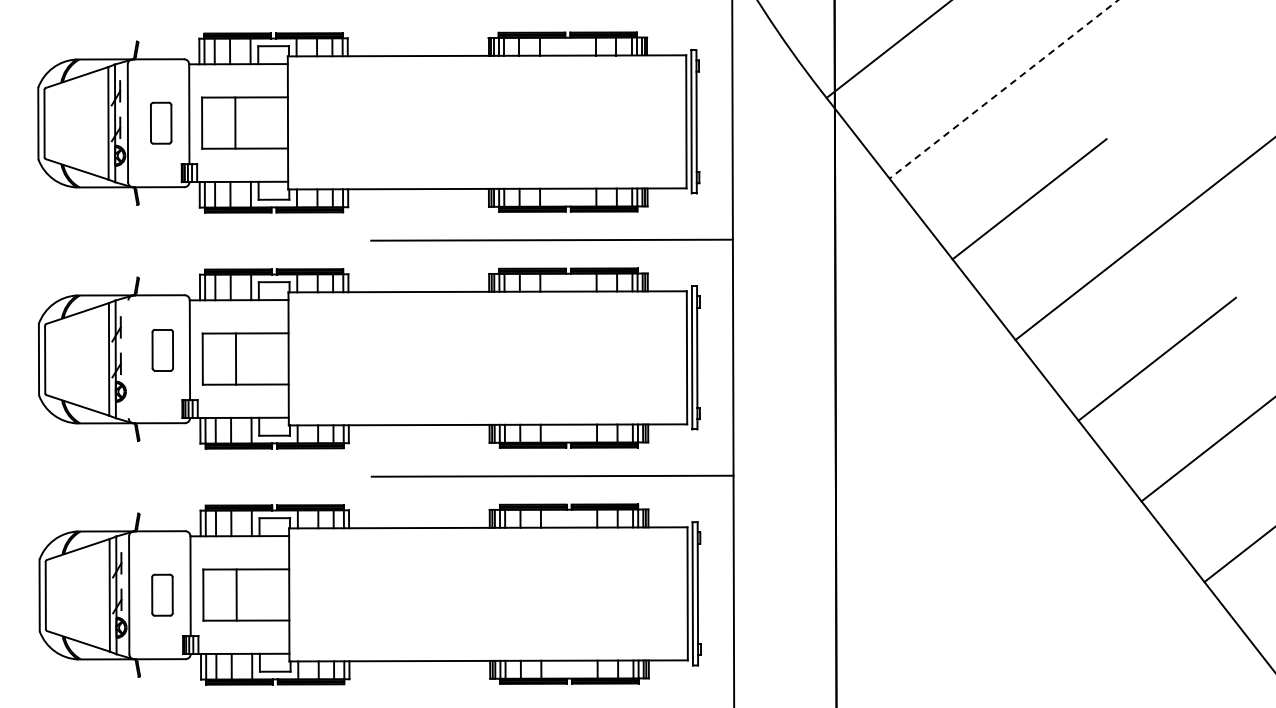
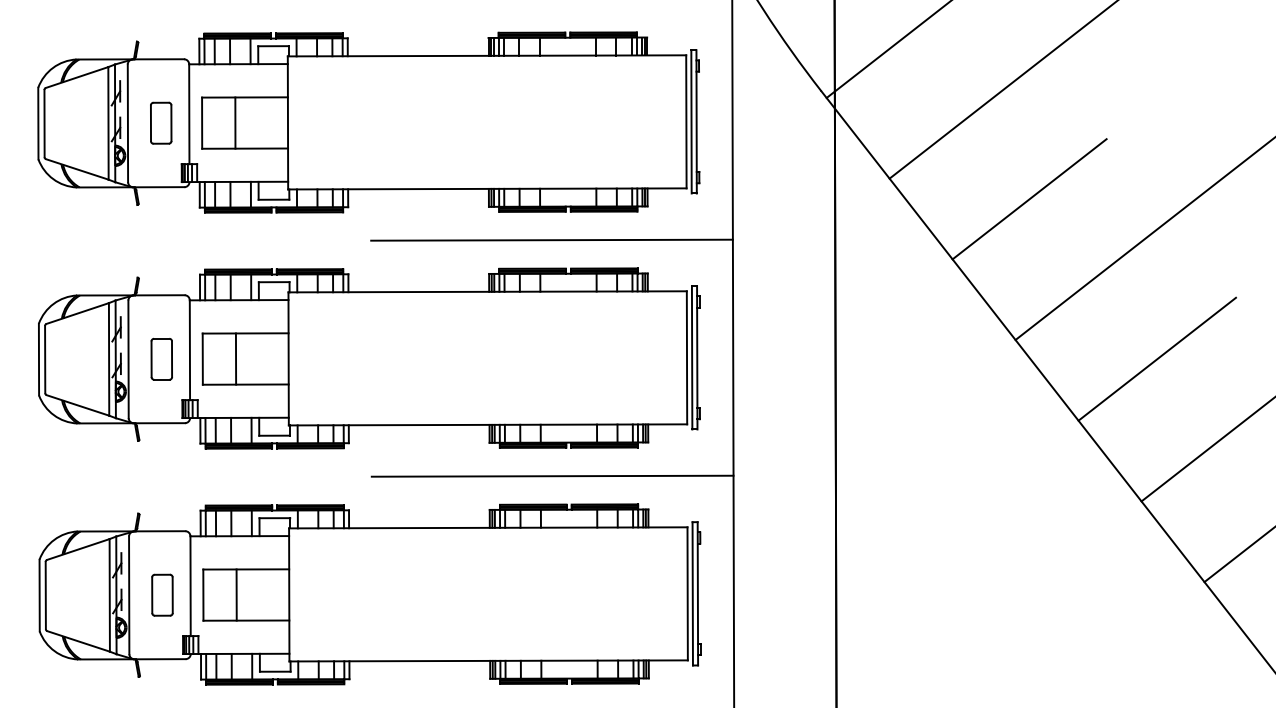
line: dashed -> solid (1003, 89)
part position: (162, 350) -> (161, 359) (161, 359)
line: none -> present (128, 359)
